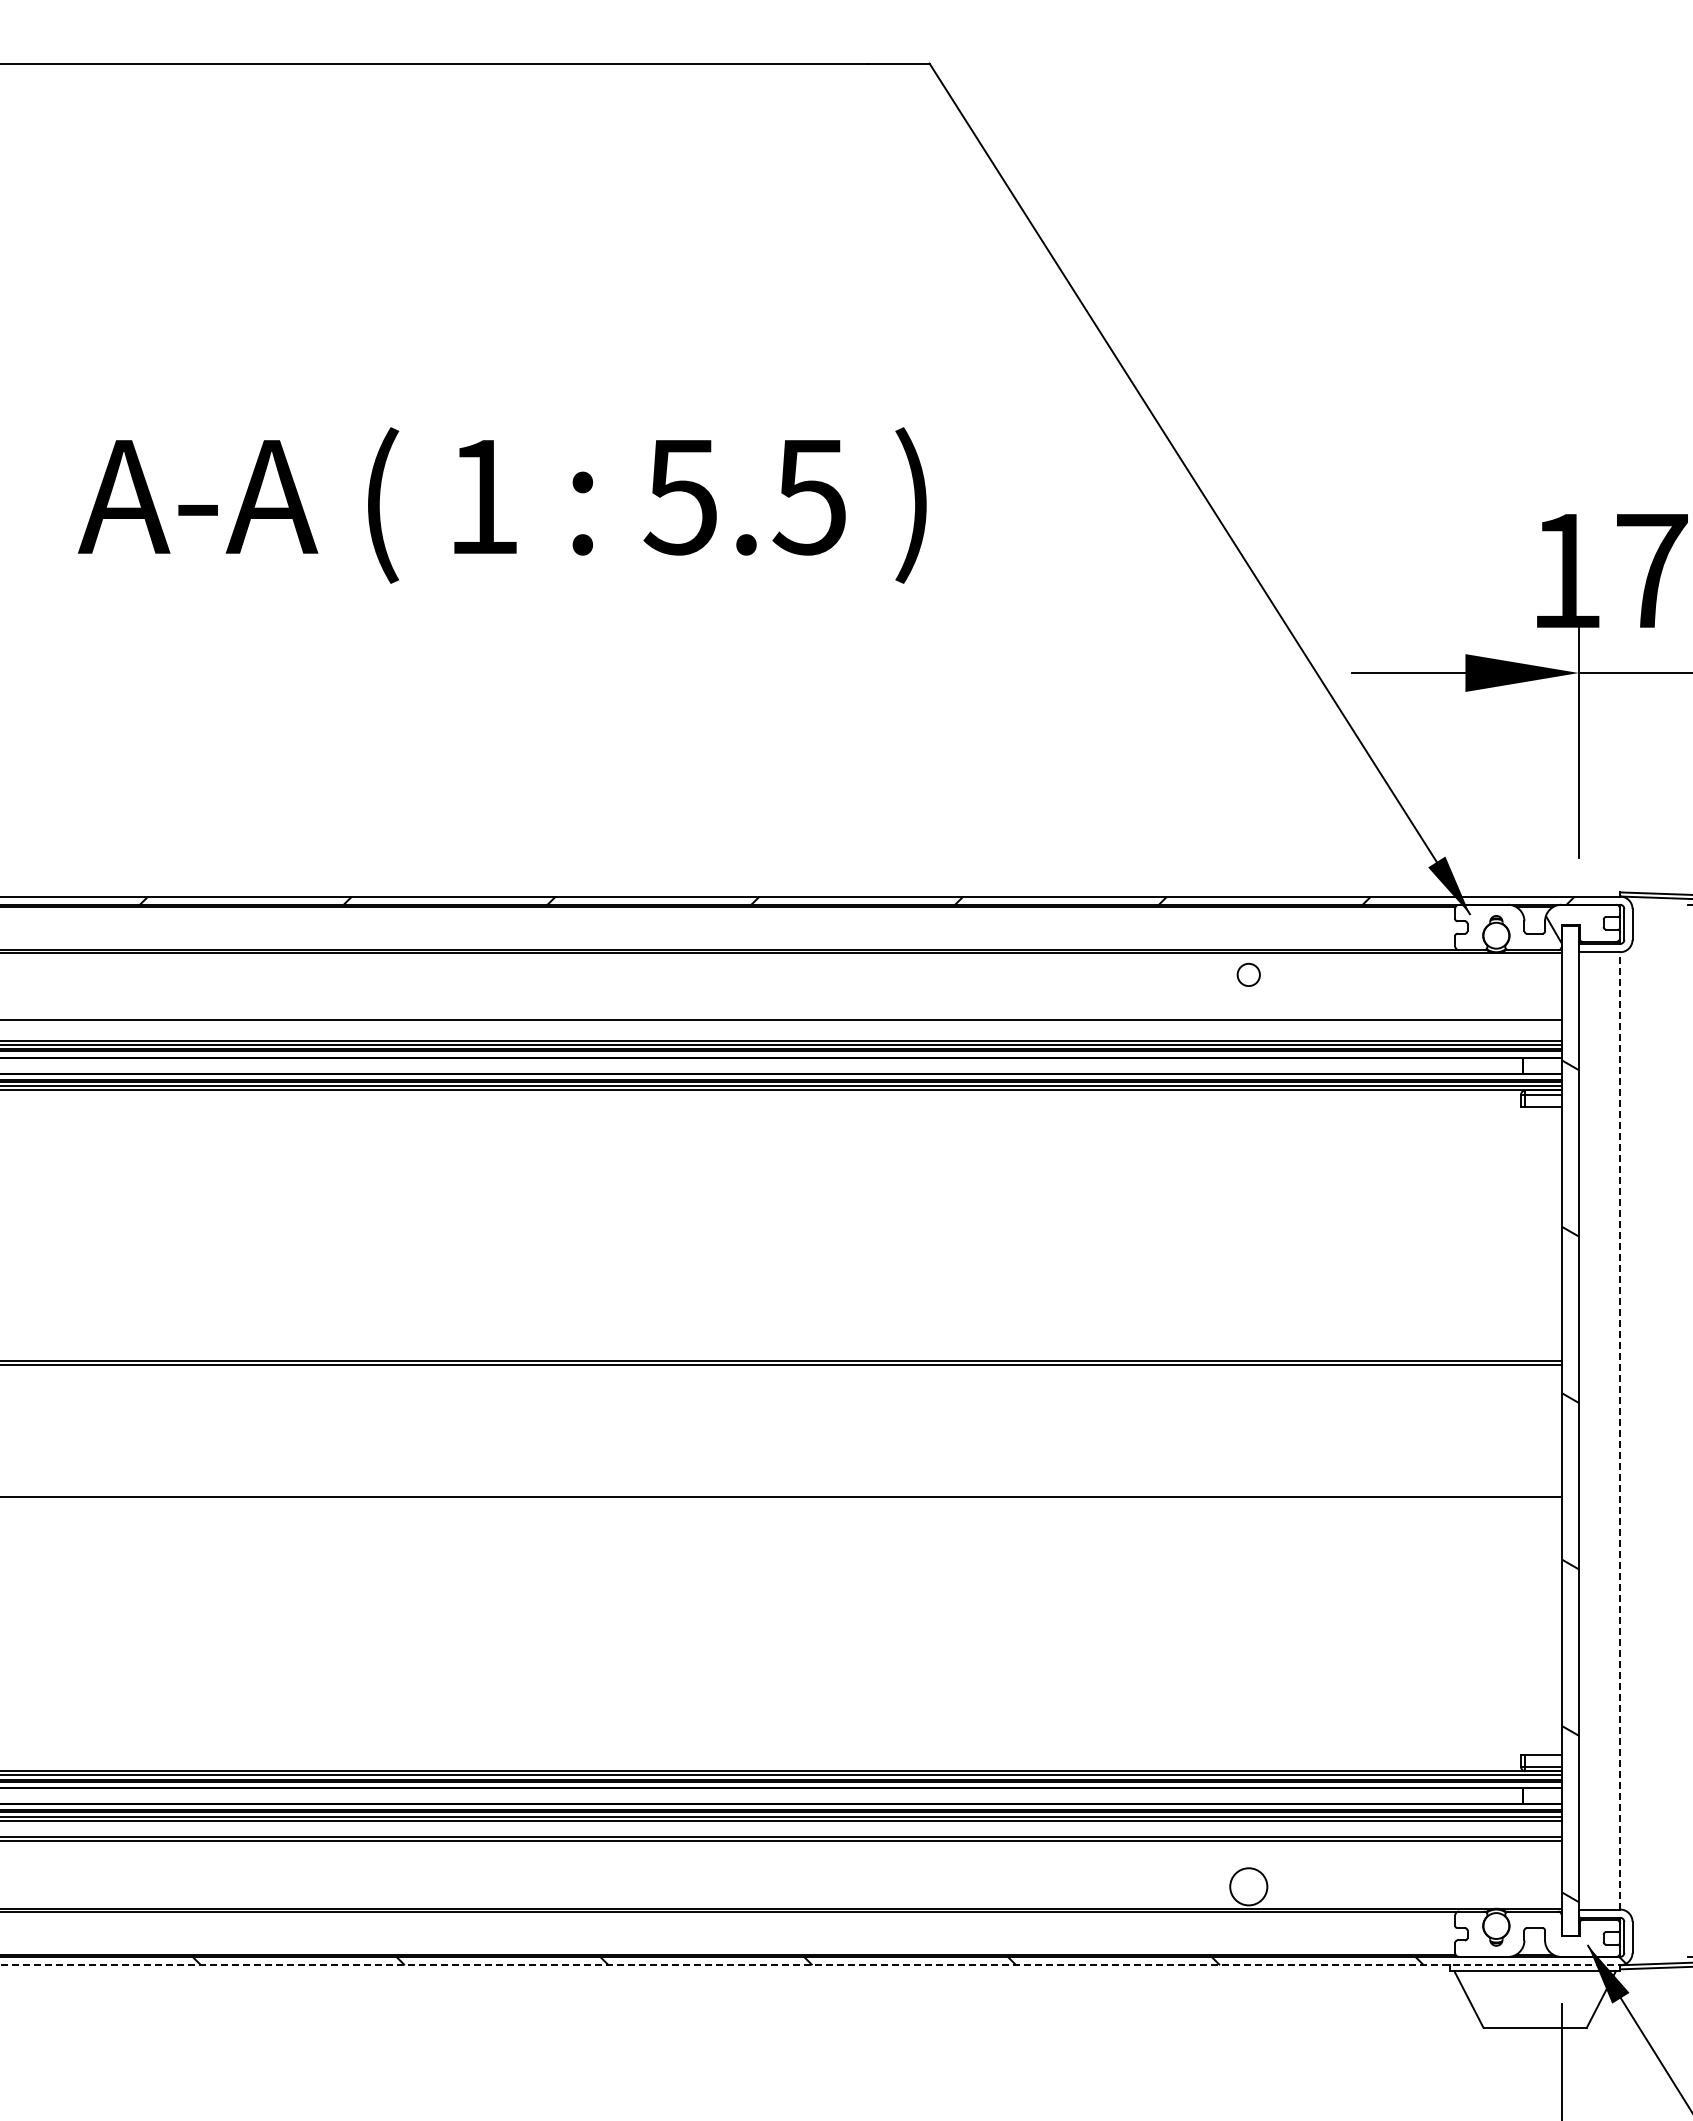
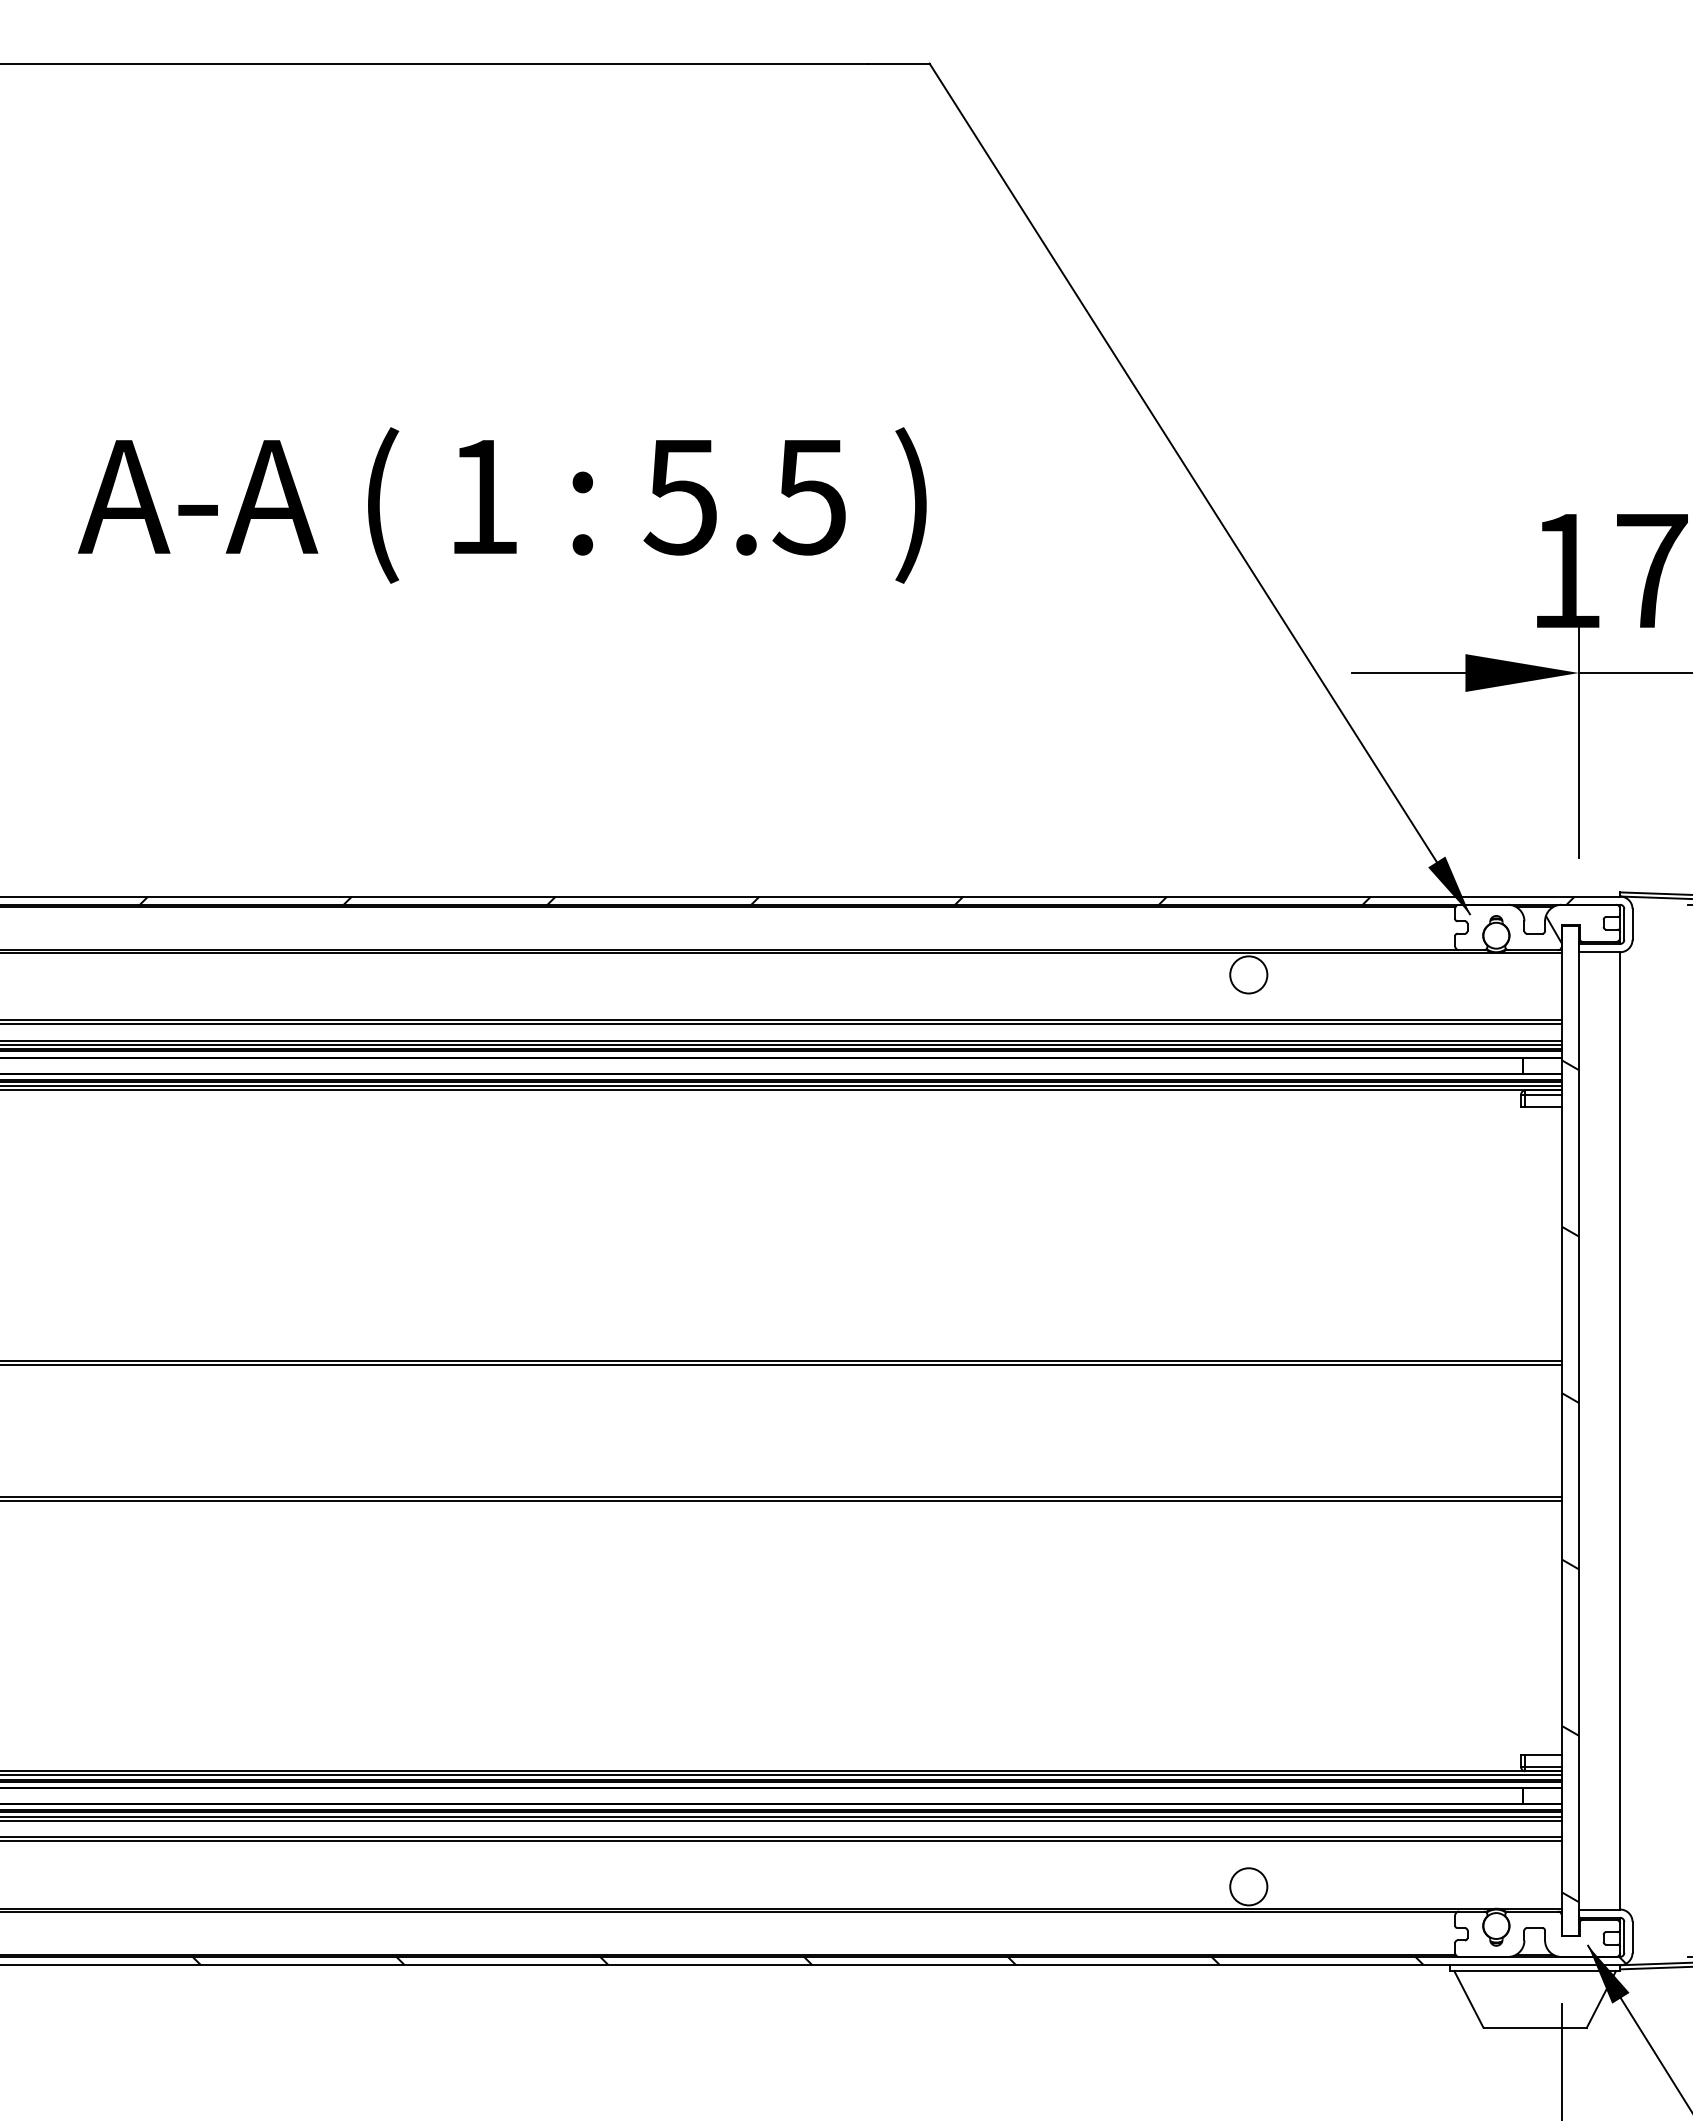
circle diameter: 22 px -> 37 px (1248, 974)
line: none -> present (782, 1024)
line: dashed -> solid (1620, 1430)
line: none -> present (782, 1501)
line: dashed -> solid (810, 1965)
